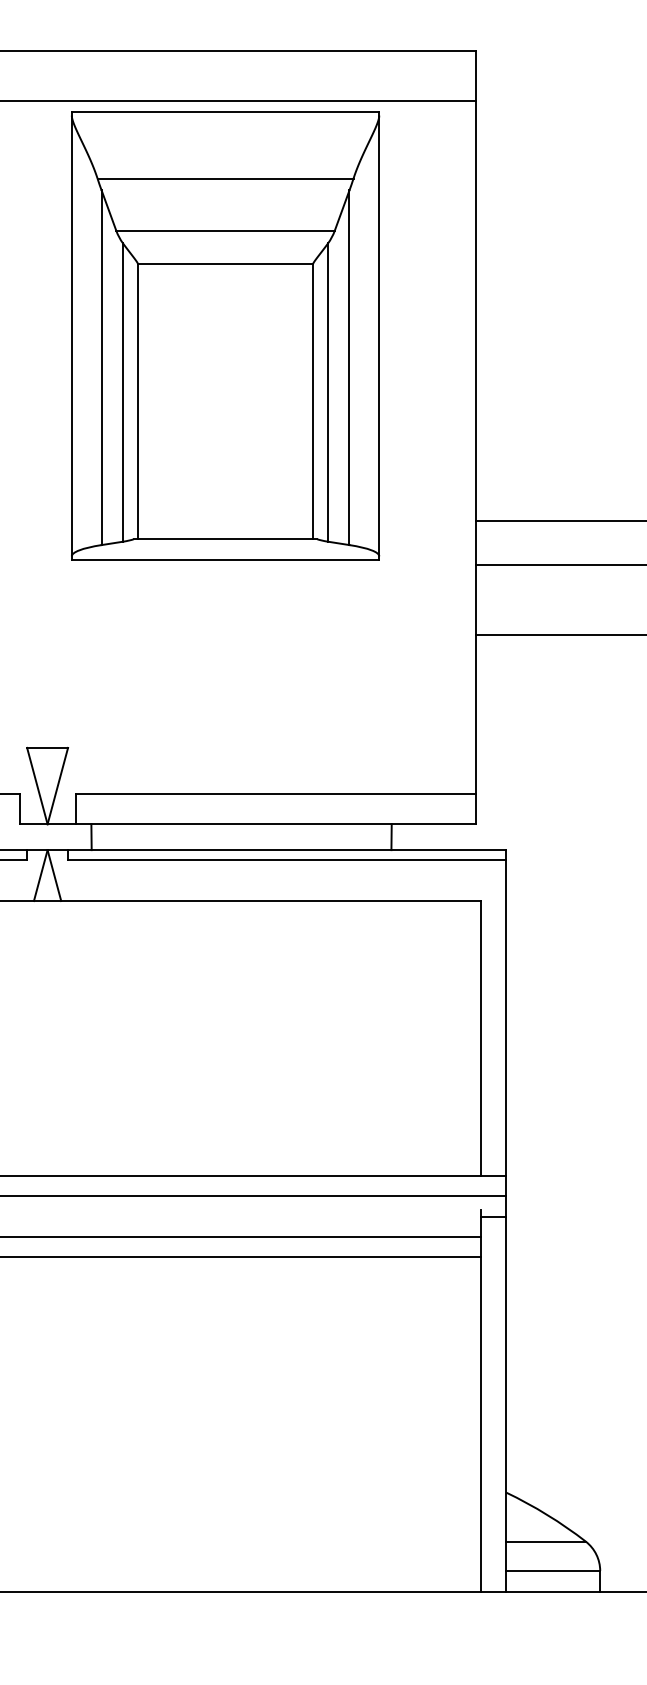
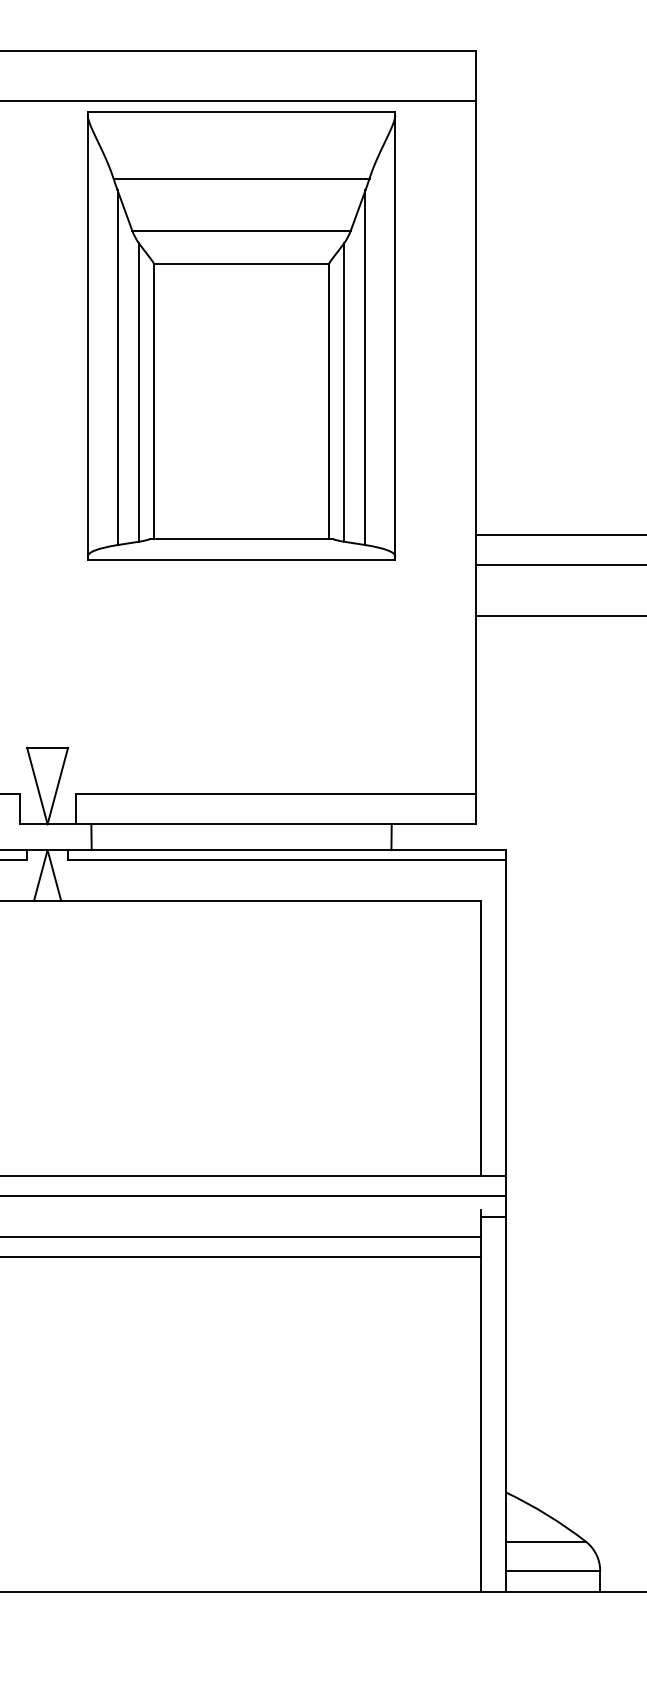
part position: (225, 335) -> (241, 335) (241, 335)
line position: (559, 520) -> (559, 534) (559, 534)
line position: (559, 634) -> (559, 615) (559, 615)
